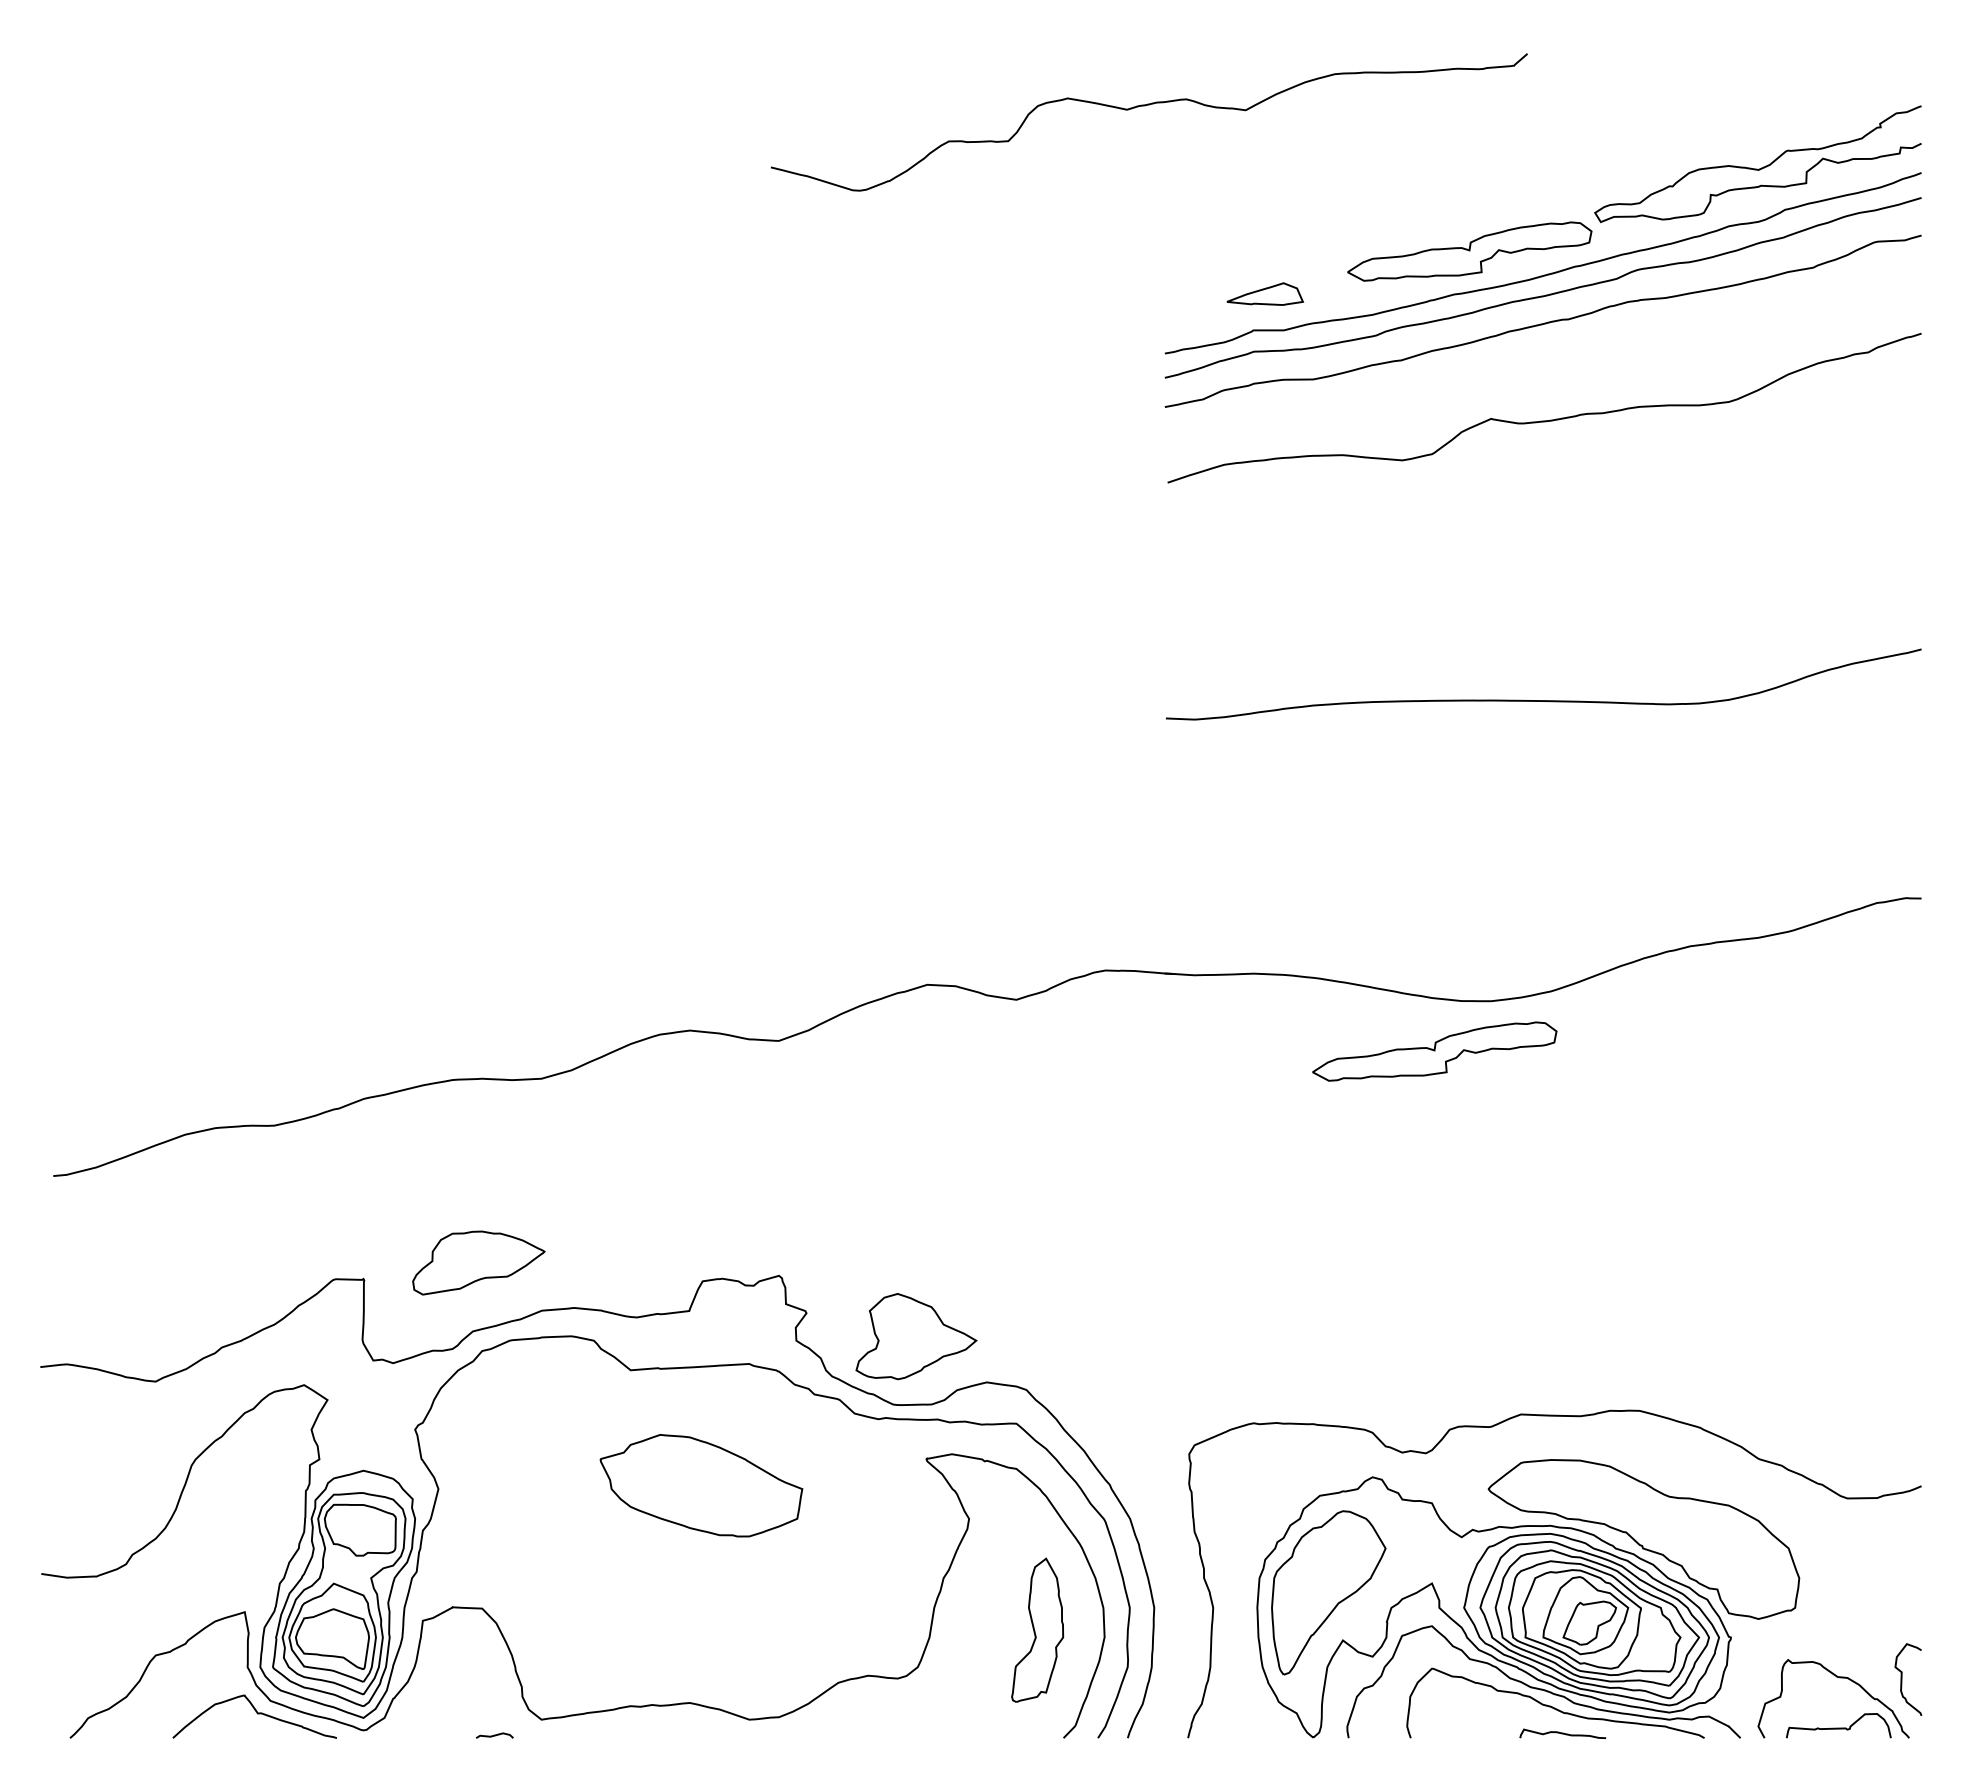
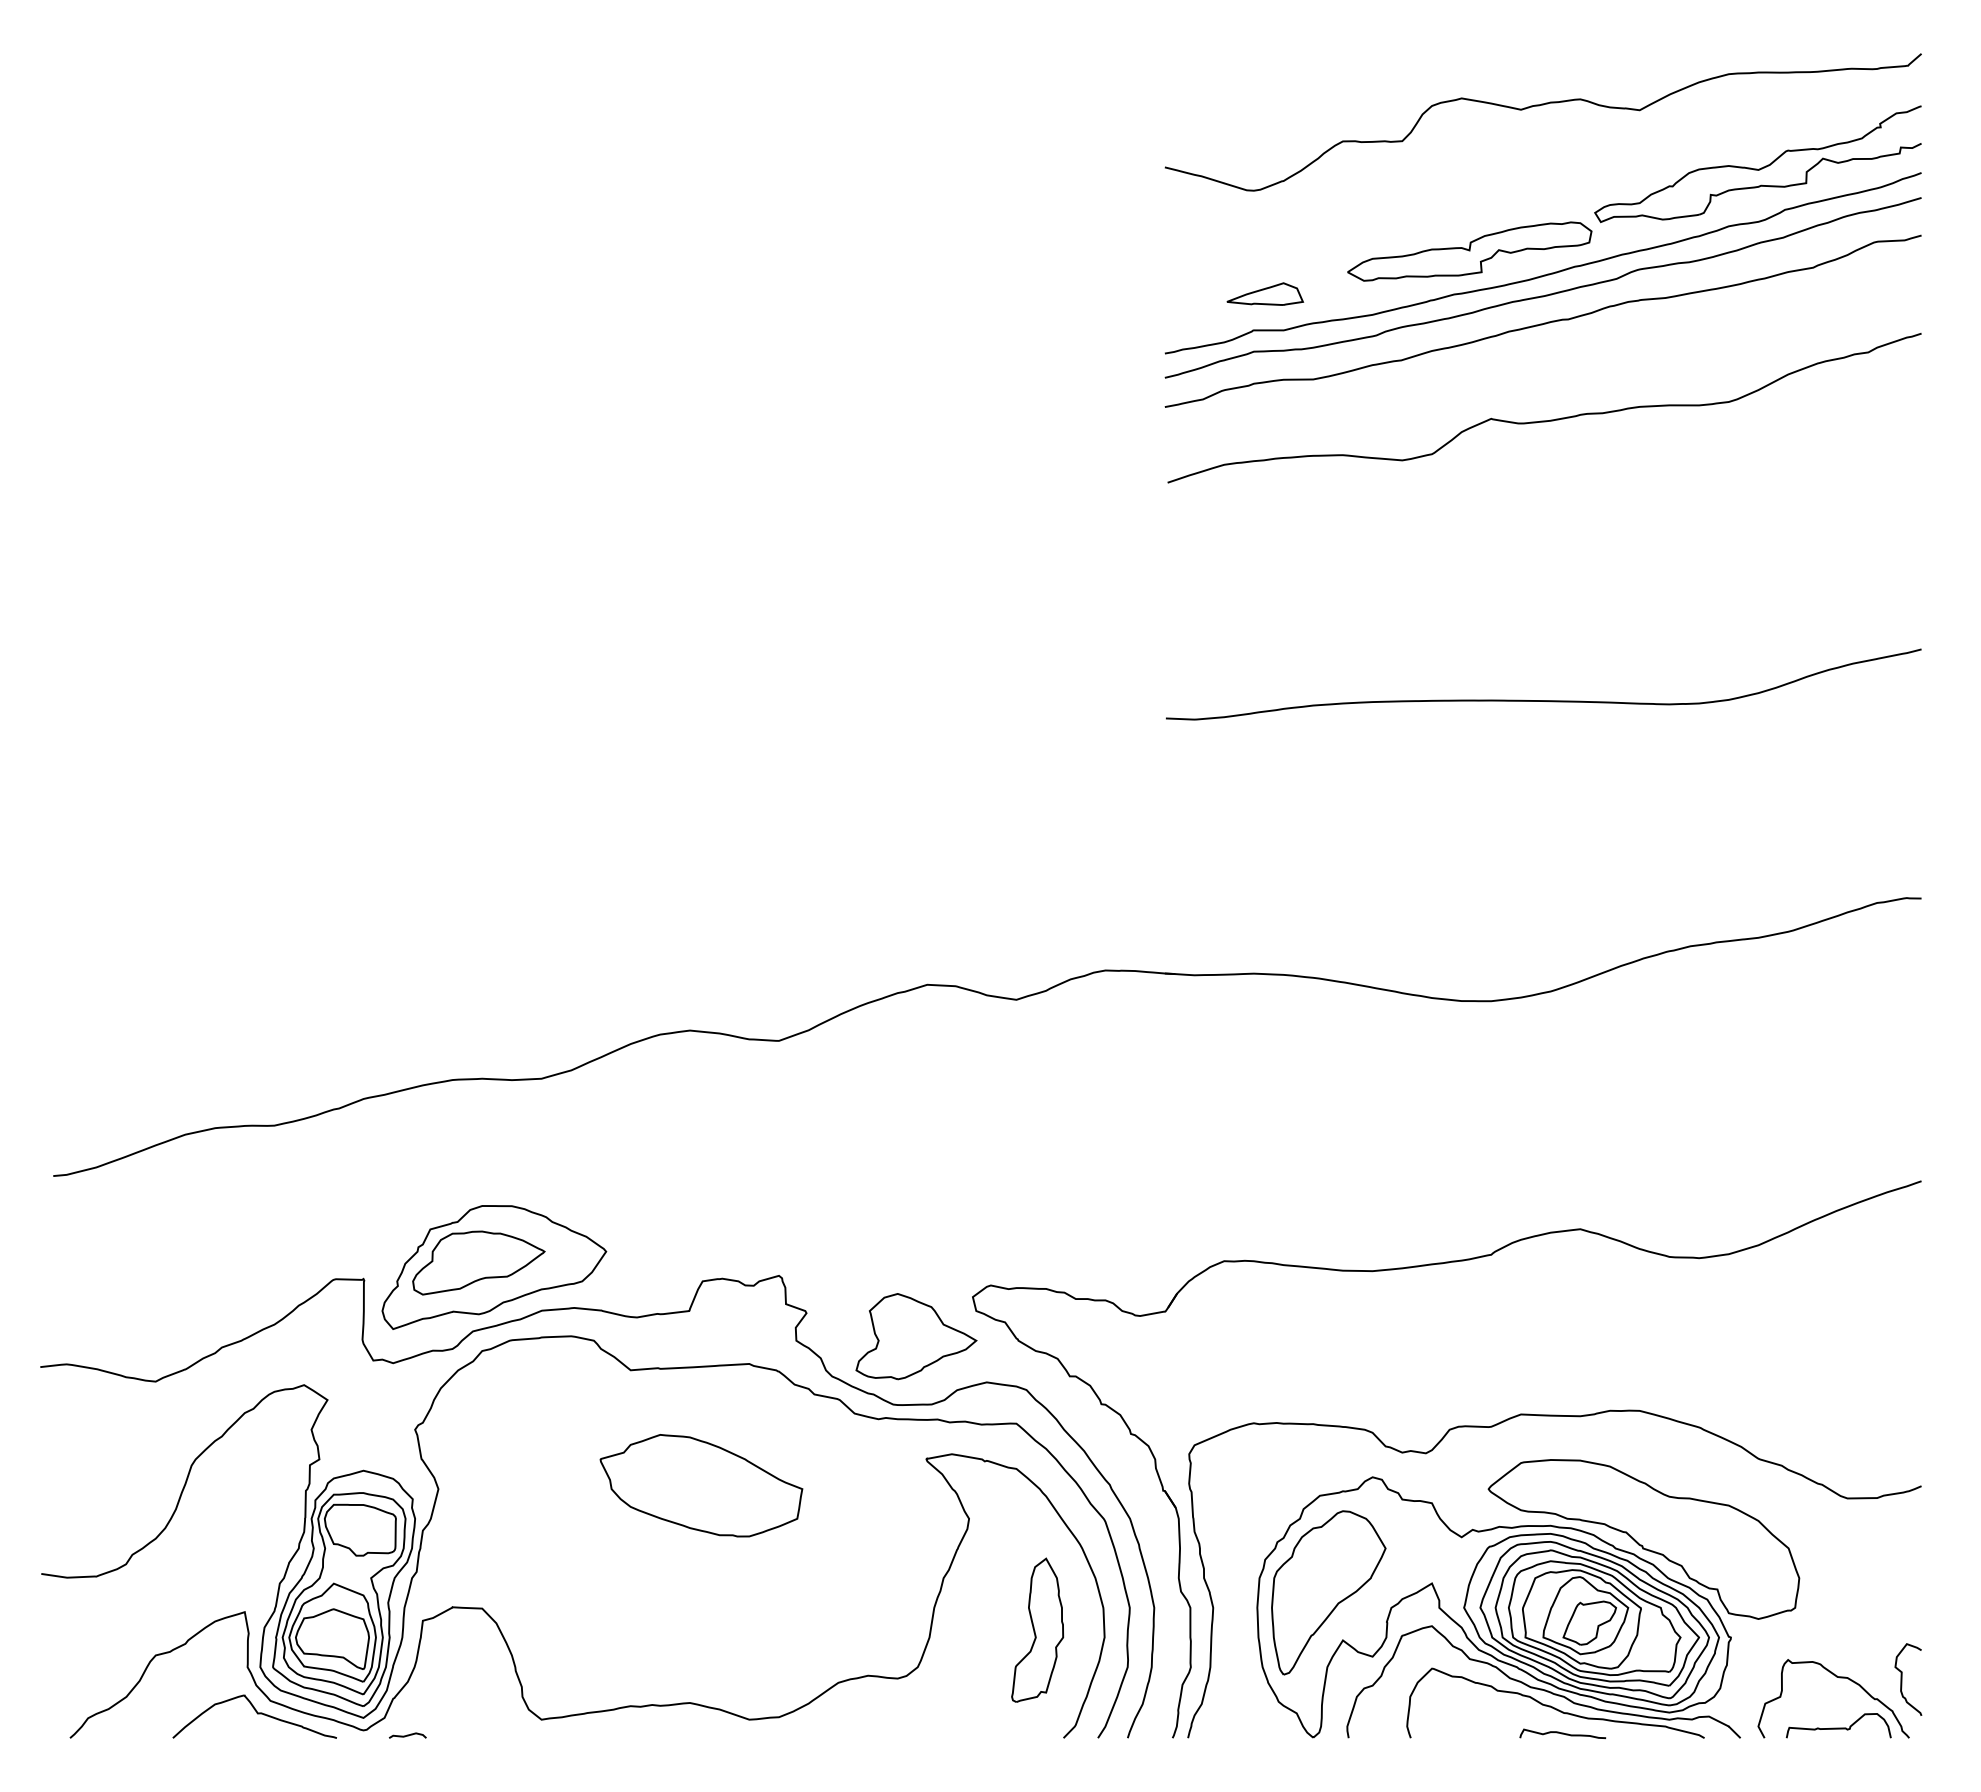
curve position: (1145, 106) -> (1539, 106) (1539, 106)
part: present -> none (1434, 1051)
part: none -> present (494, 1267)
part: none -> present (1418, 1267)
curve position: (494, 1735) -> (407, 1735) (407, 1735)
